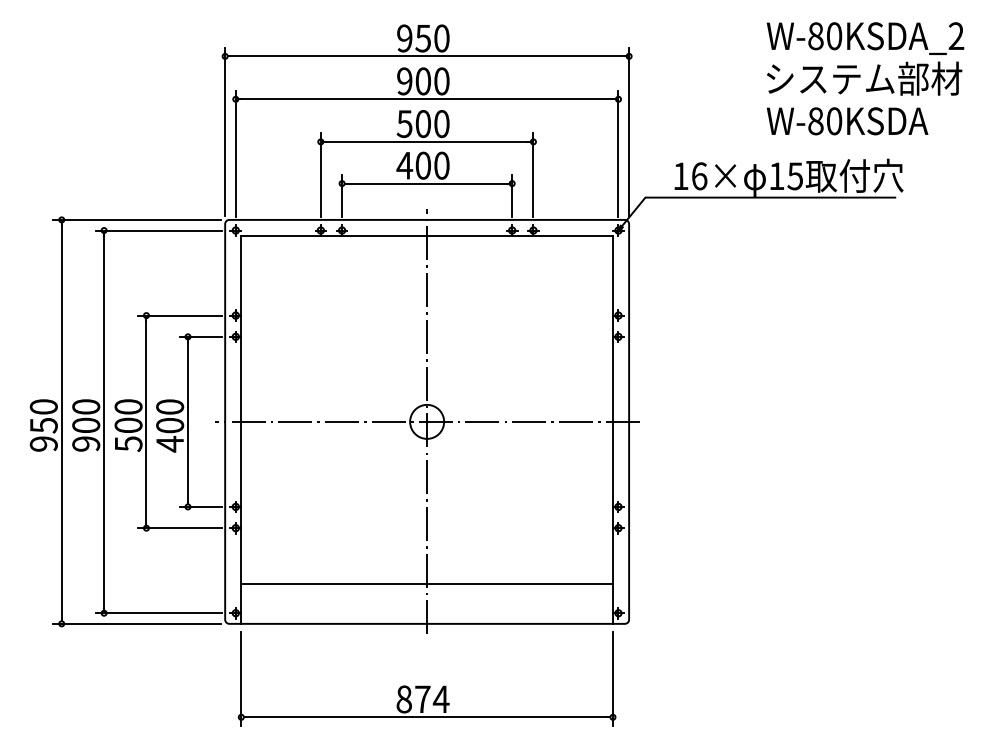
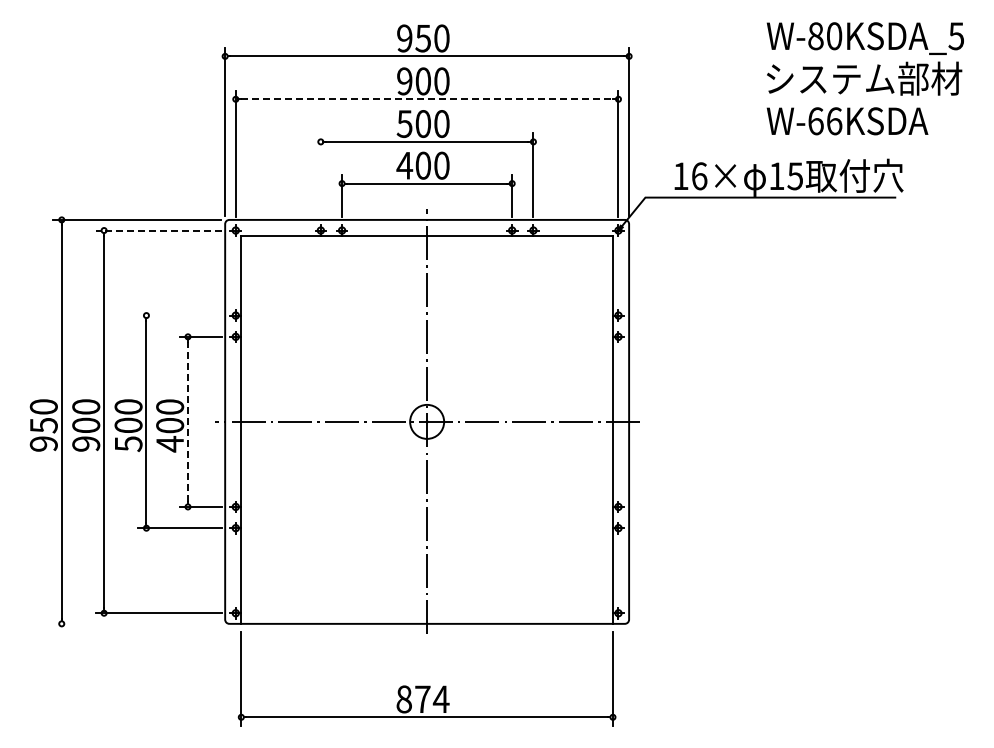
text: W-80KSDA_2 -> W-80KSDA_5 (956, 36)
line: solid -> dashed (427, 99)
text: W-80KSDA -> W-66KSDA (825, 121)
line: present -> none (320, 174)
line: solid -> dashed (158, 230)
line: present -> none (179, 315)
line: solid -> dashed (188, 421)
line: present -> none (426, 583)
line: present -> none (136, 623)
